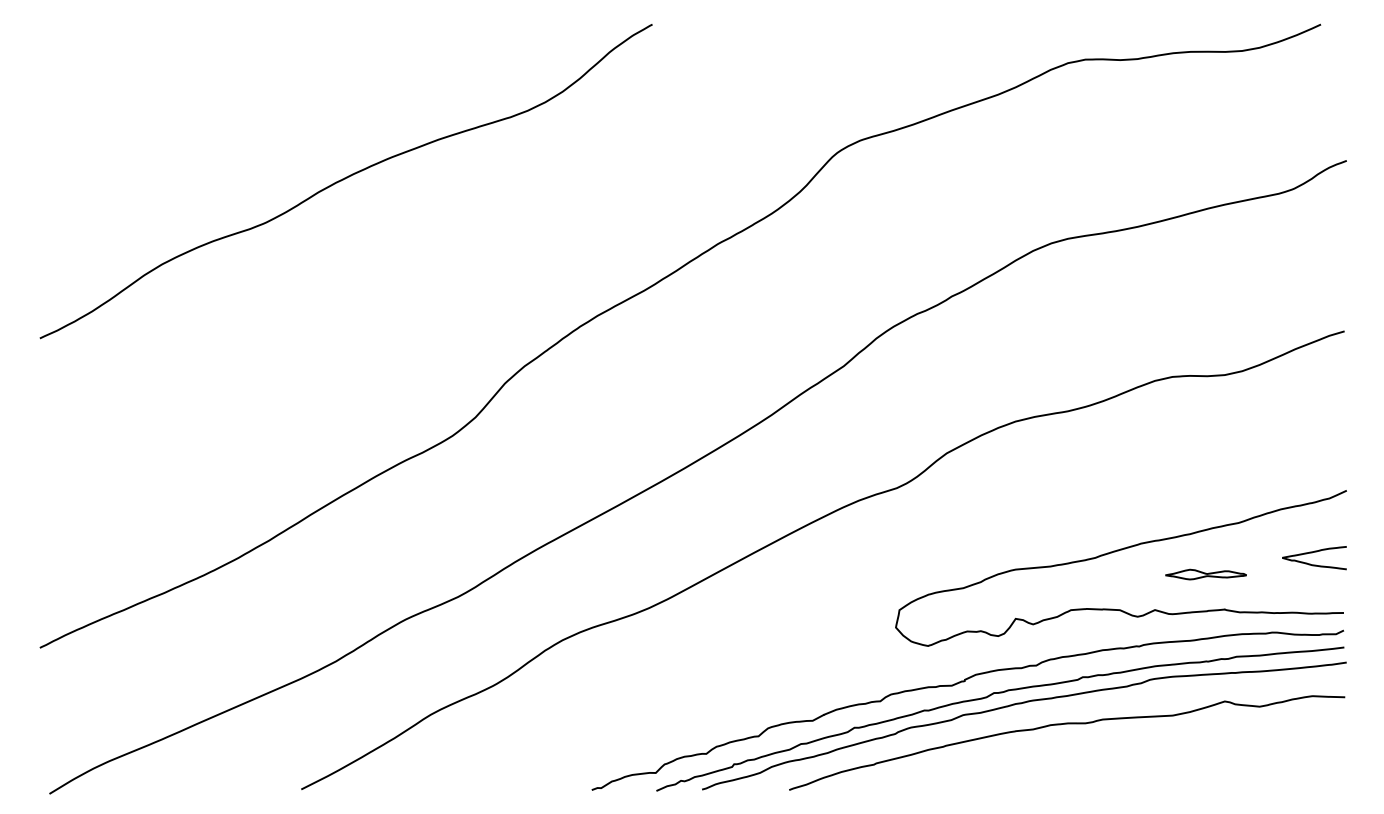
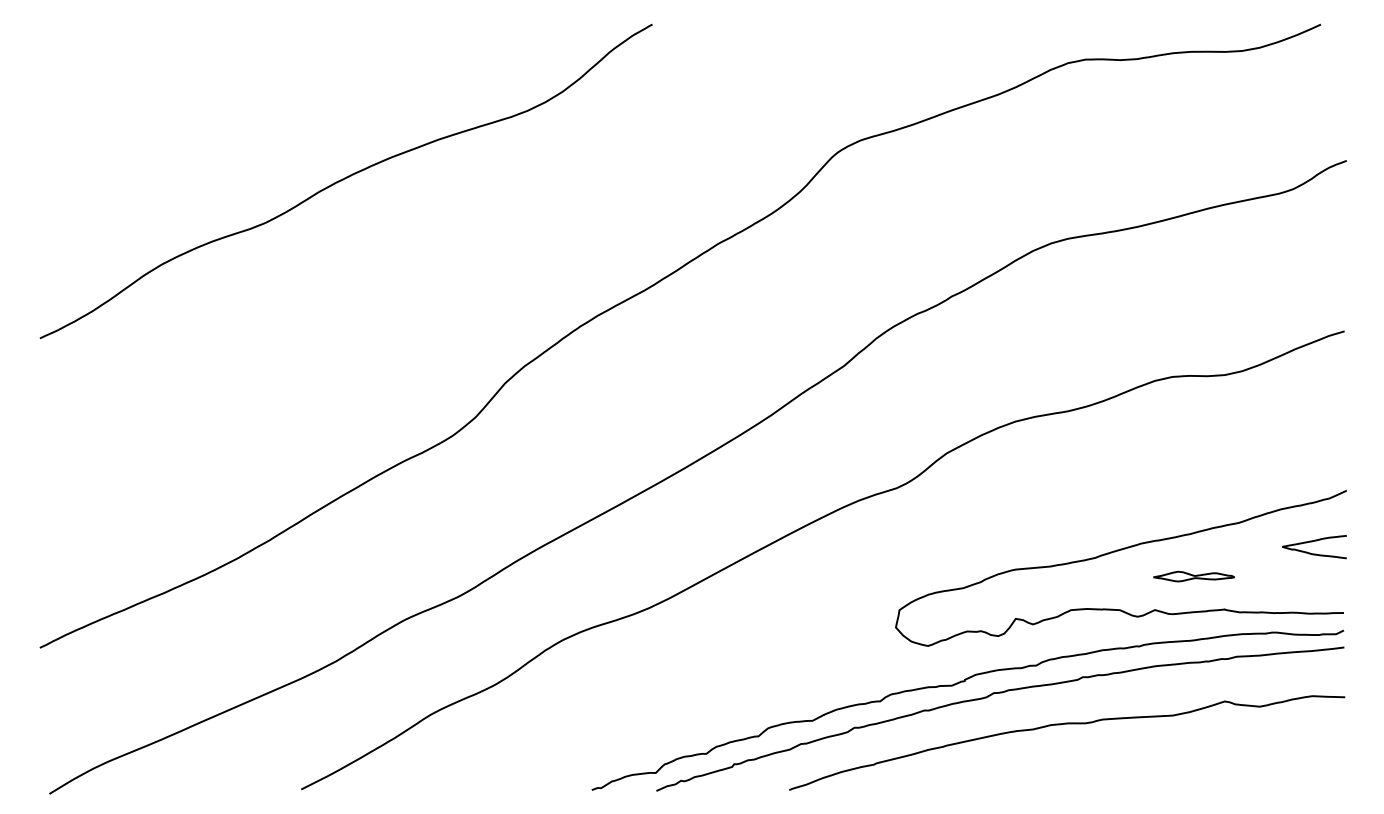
curve position: (1312, 553) -> (1312, 542) (1312, 542)
part position: (1205, 574) -> (1193, 576) (1193, 576)
curve: present -> none (1021, 704)
